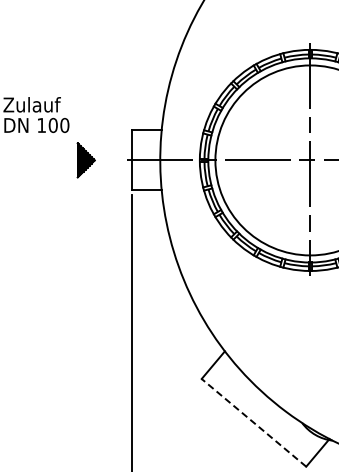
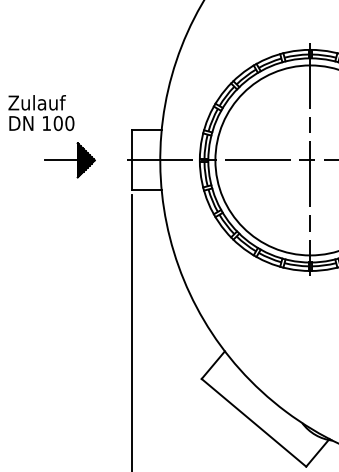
text position: (36, 114) -> (41, 112) (41, 112)
line: none -> present (60, 160)
line: dashed -> solid (253, 422)
